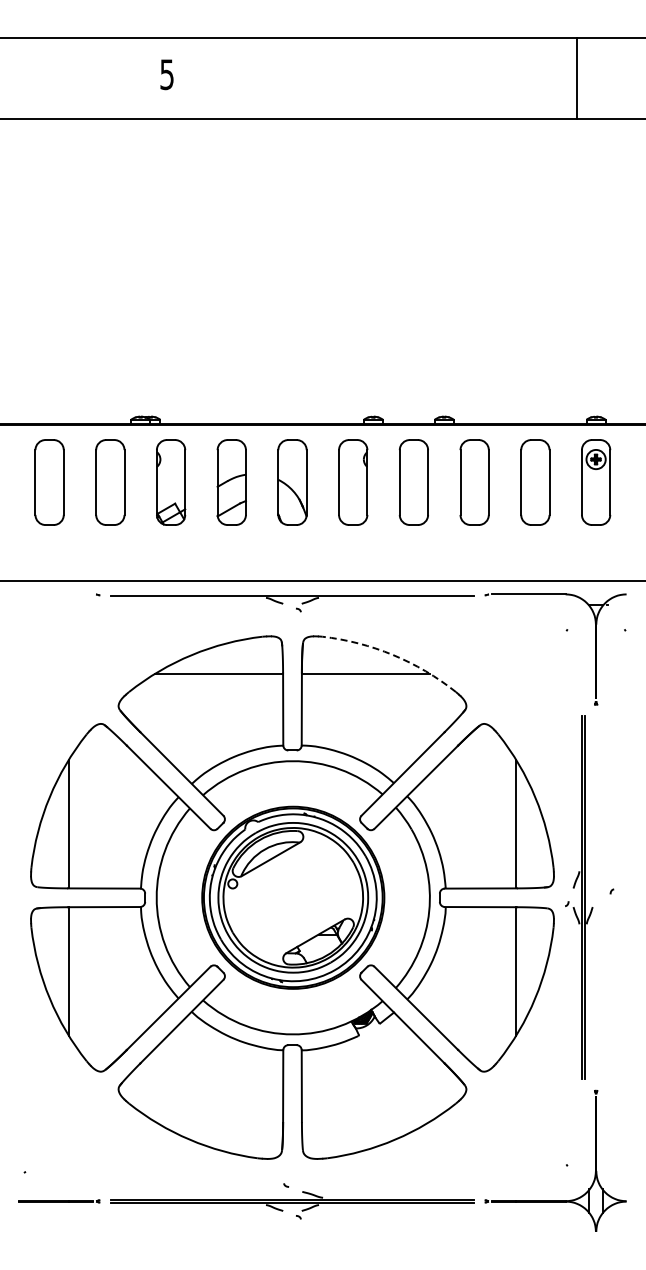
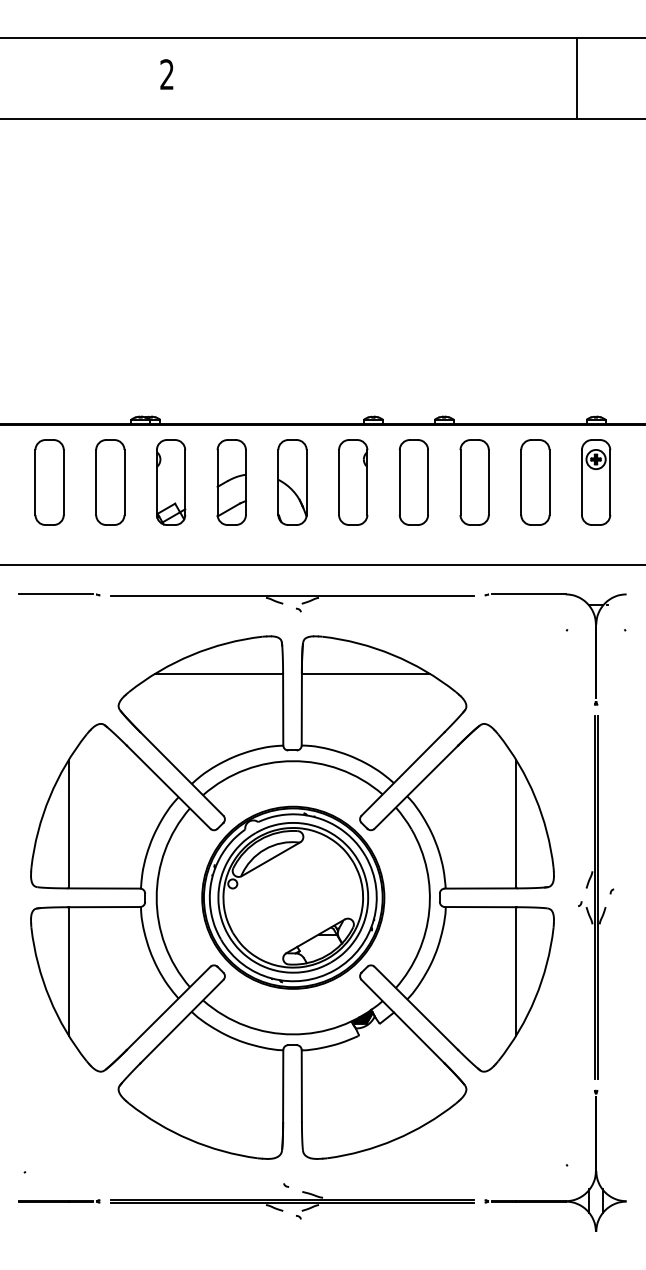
text: 5 -> 2 (166, 74)
line position: (322, 581) -> (322, 565) (322, 565)
line: none -> present (56, 594)
arc: dashed -> solid (393, 655)
part position: (579, 897) -> (592, 897) (592, 897)
